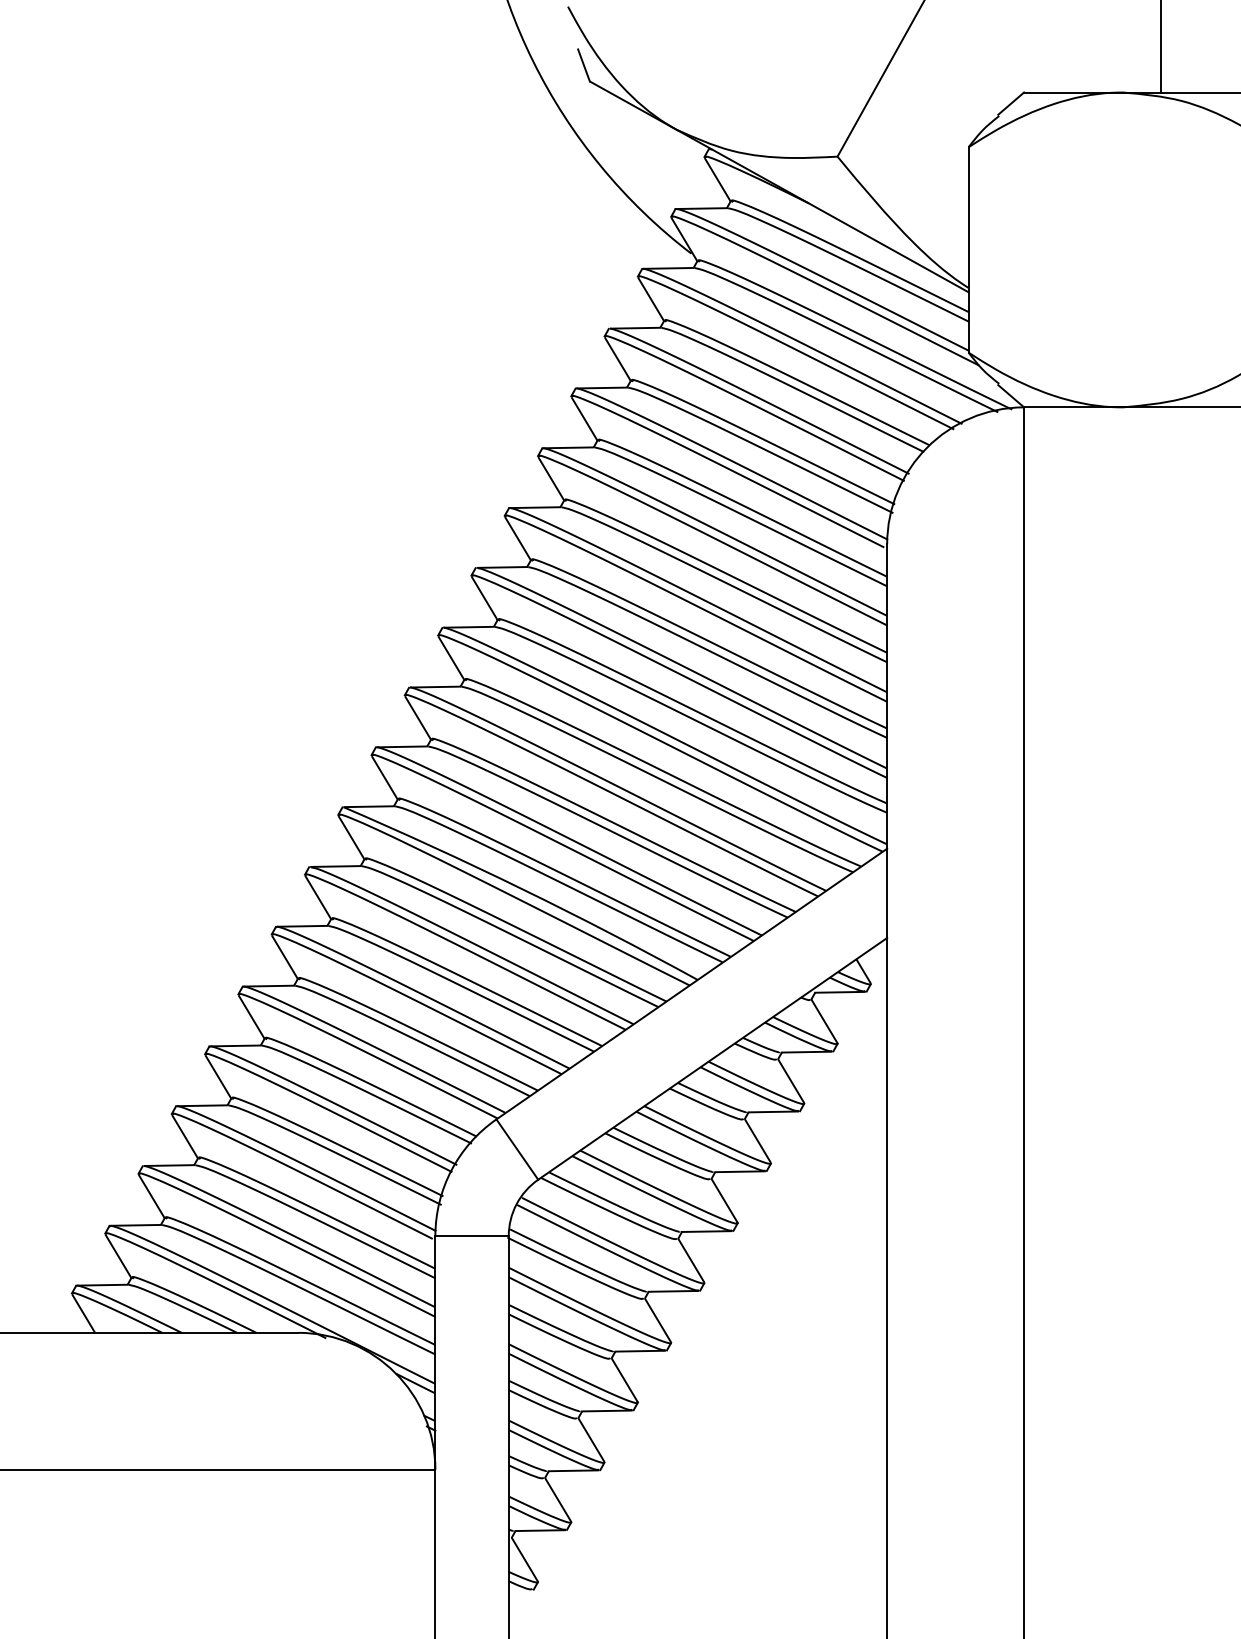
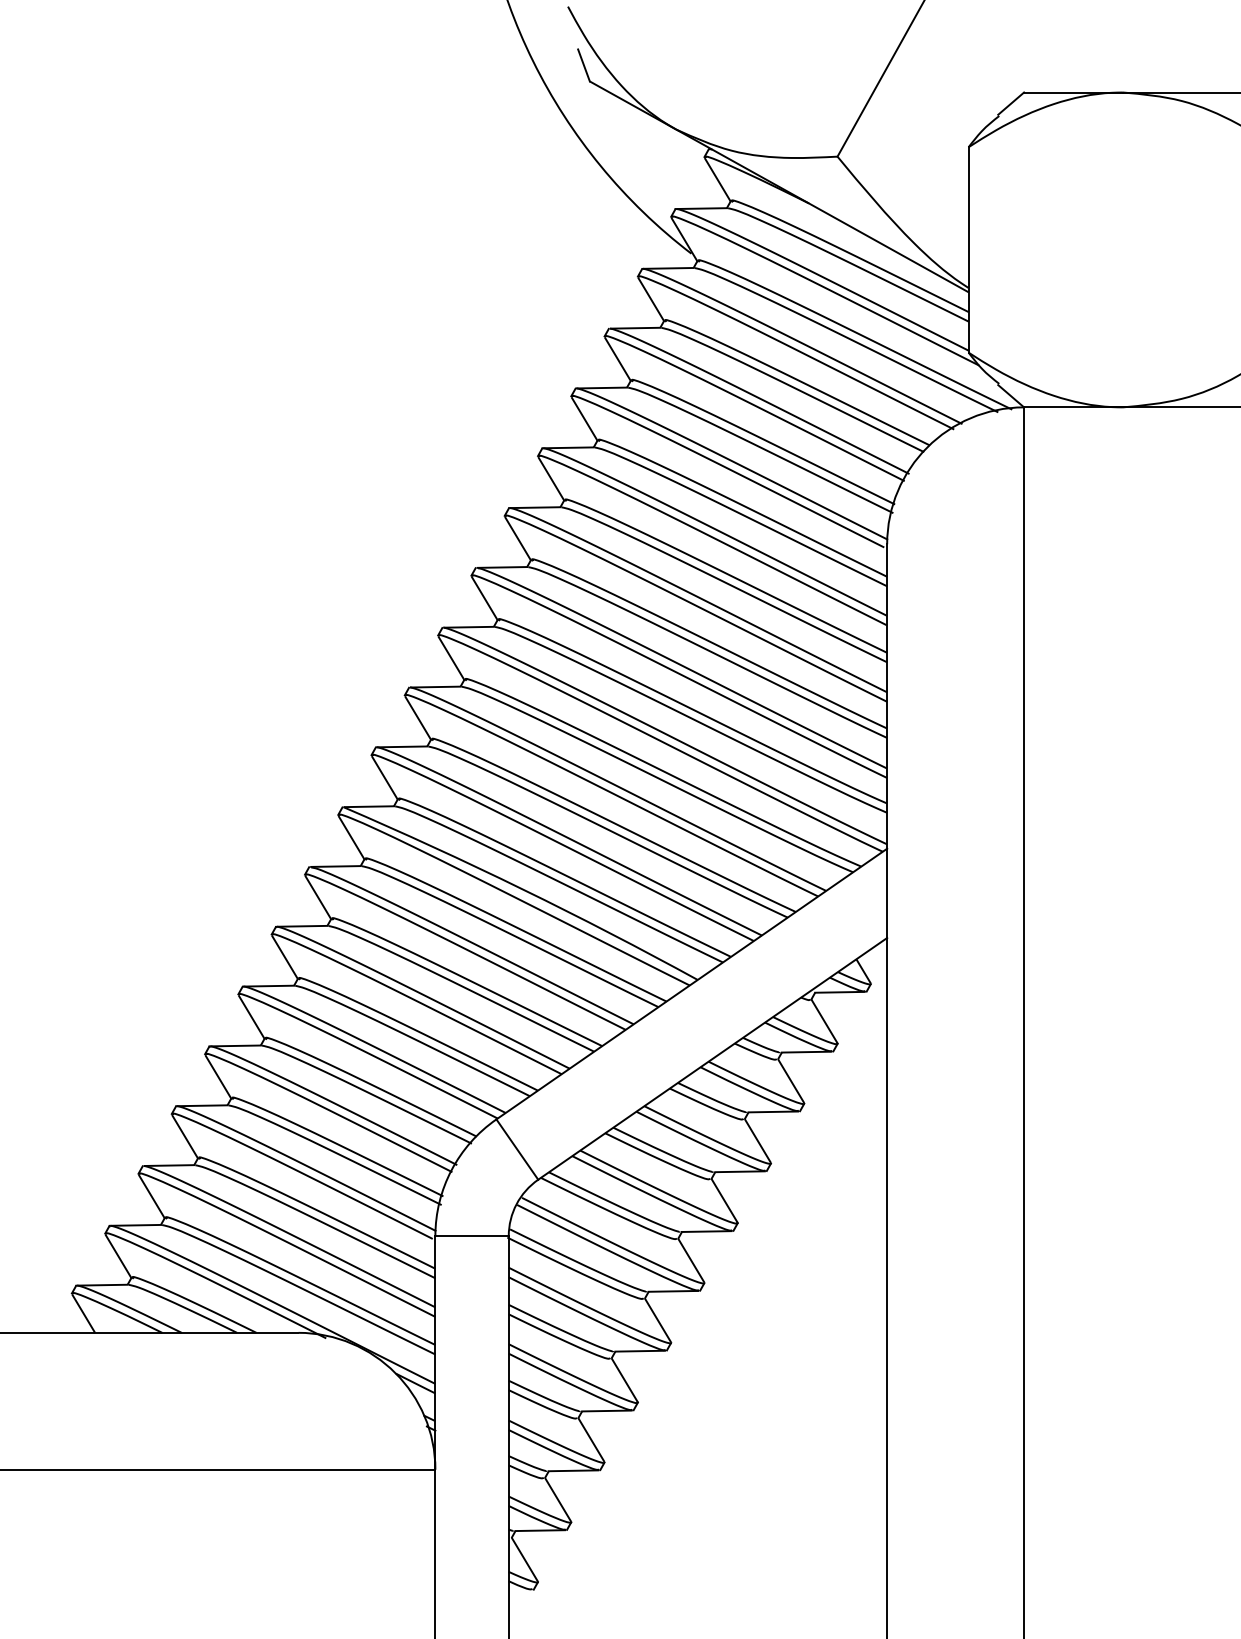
line: present -> none (1160, 47)
